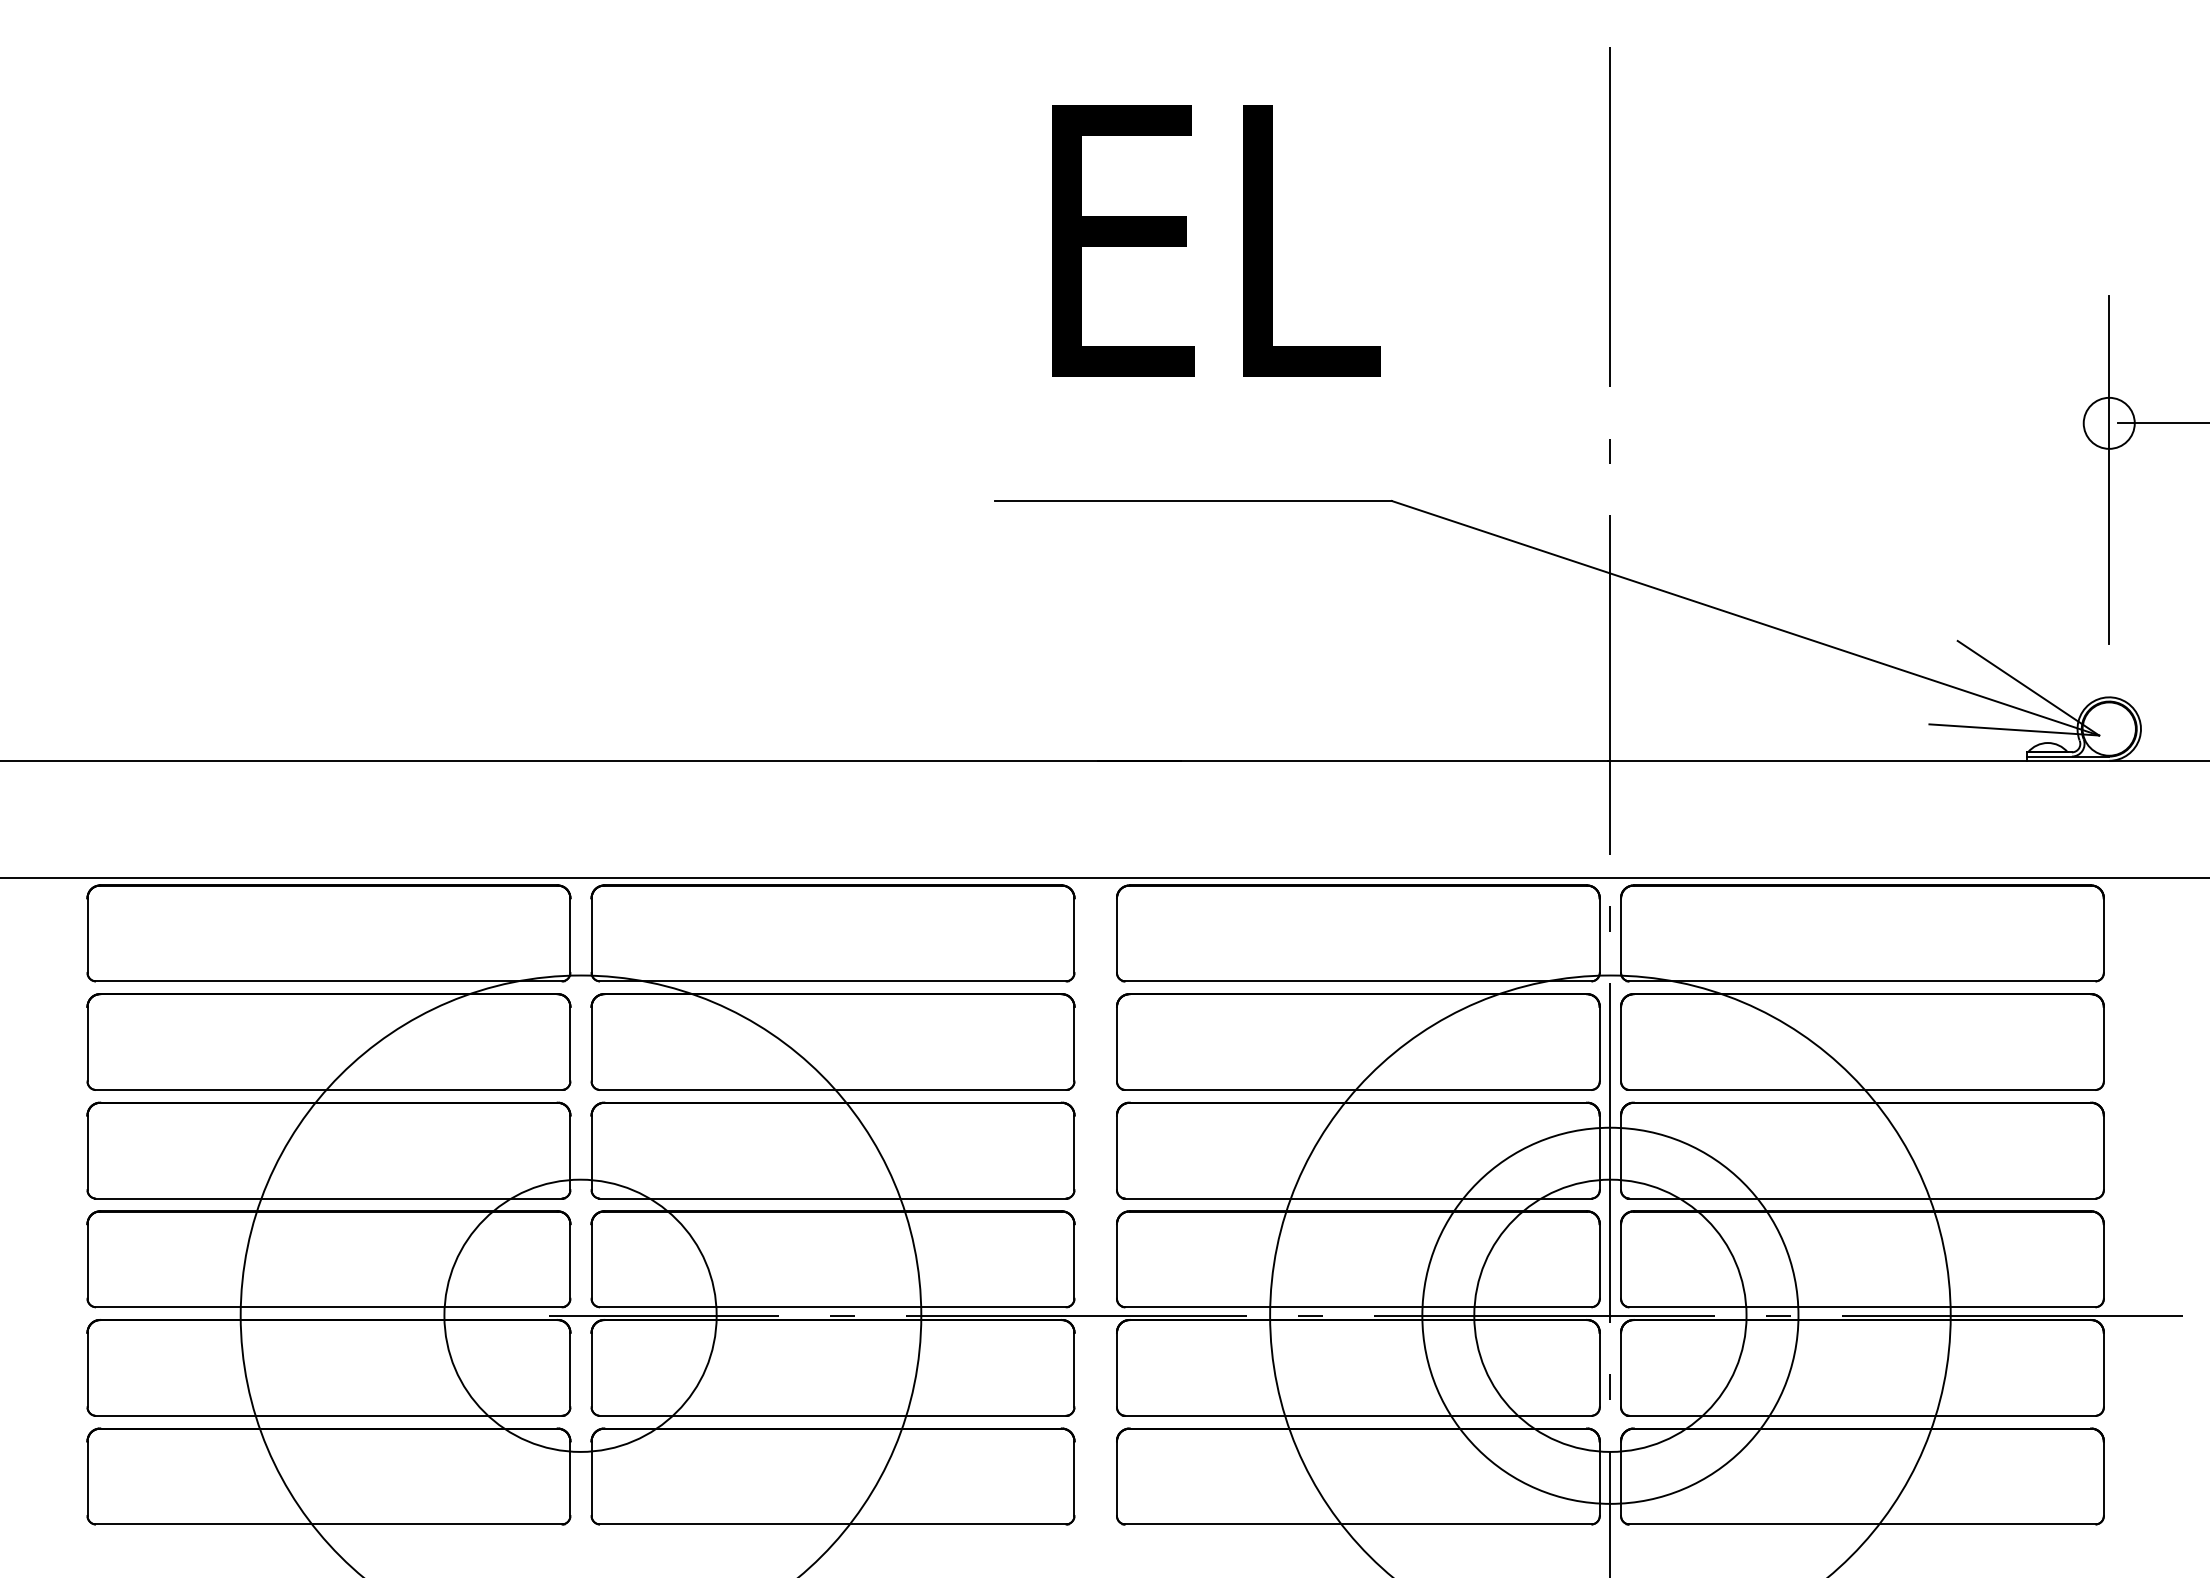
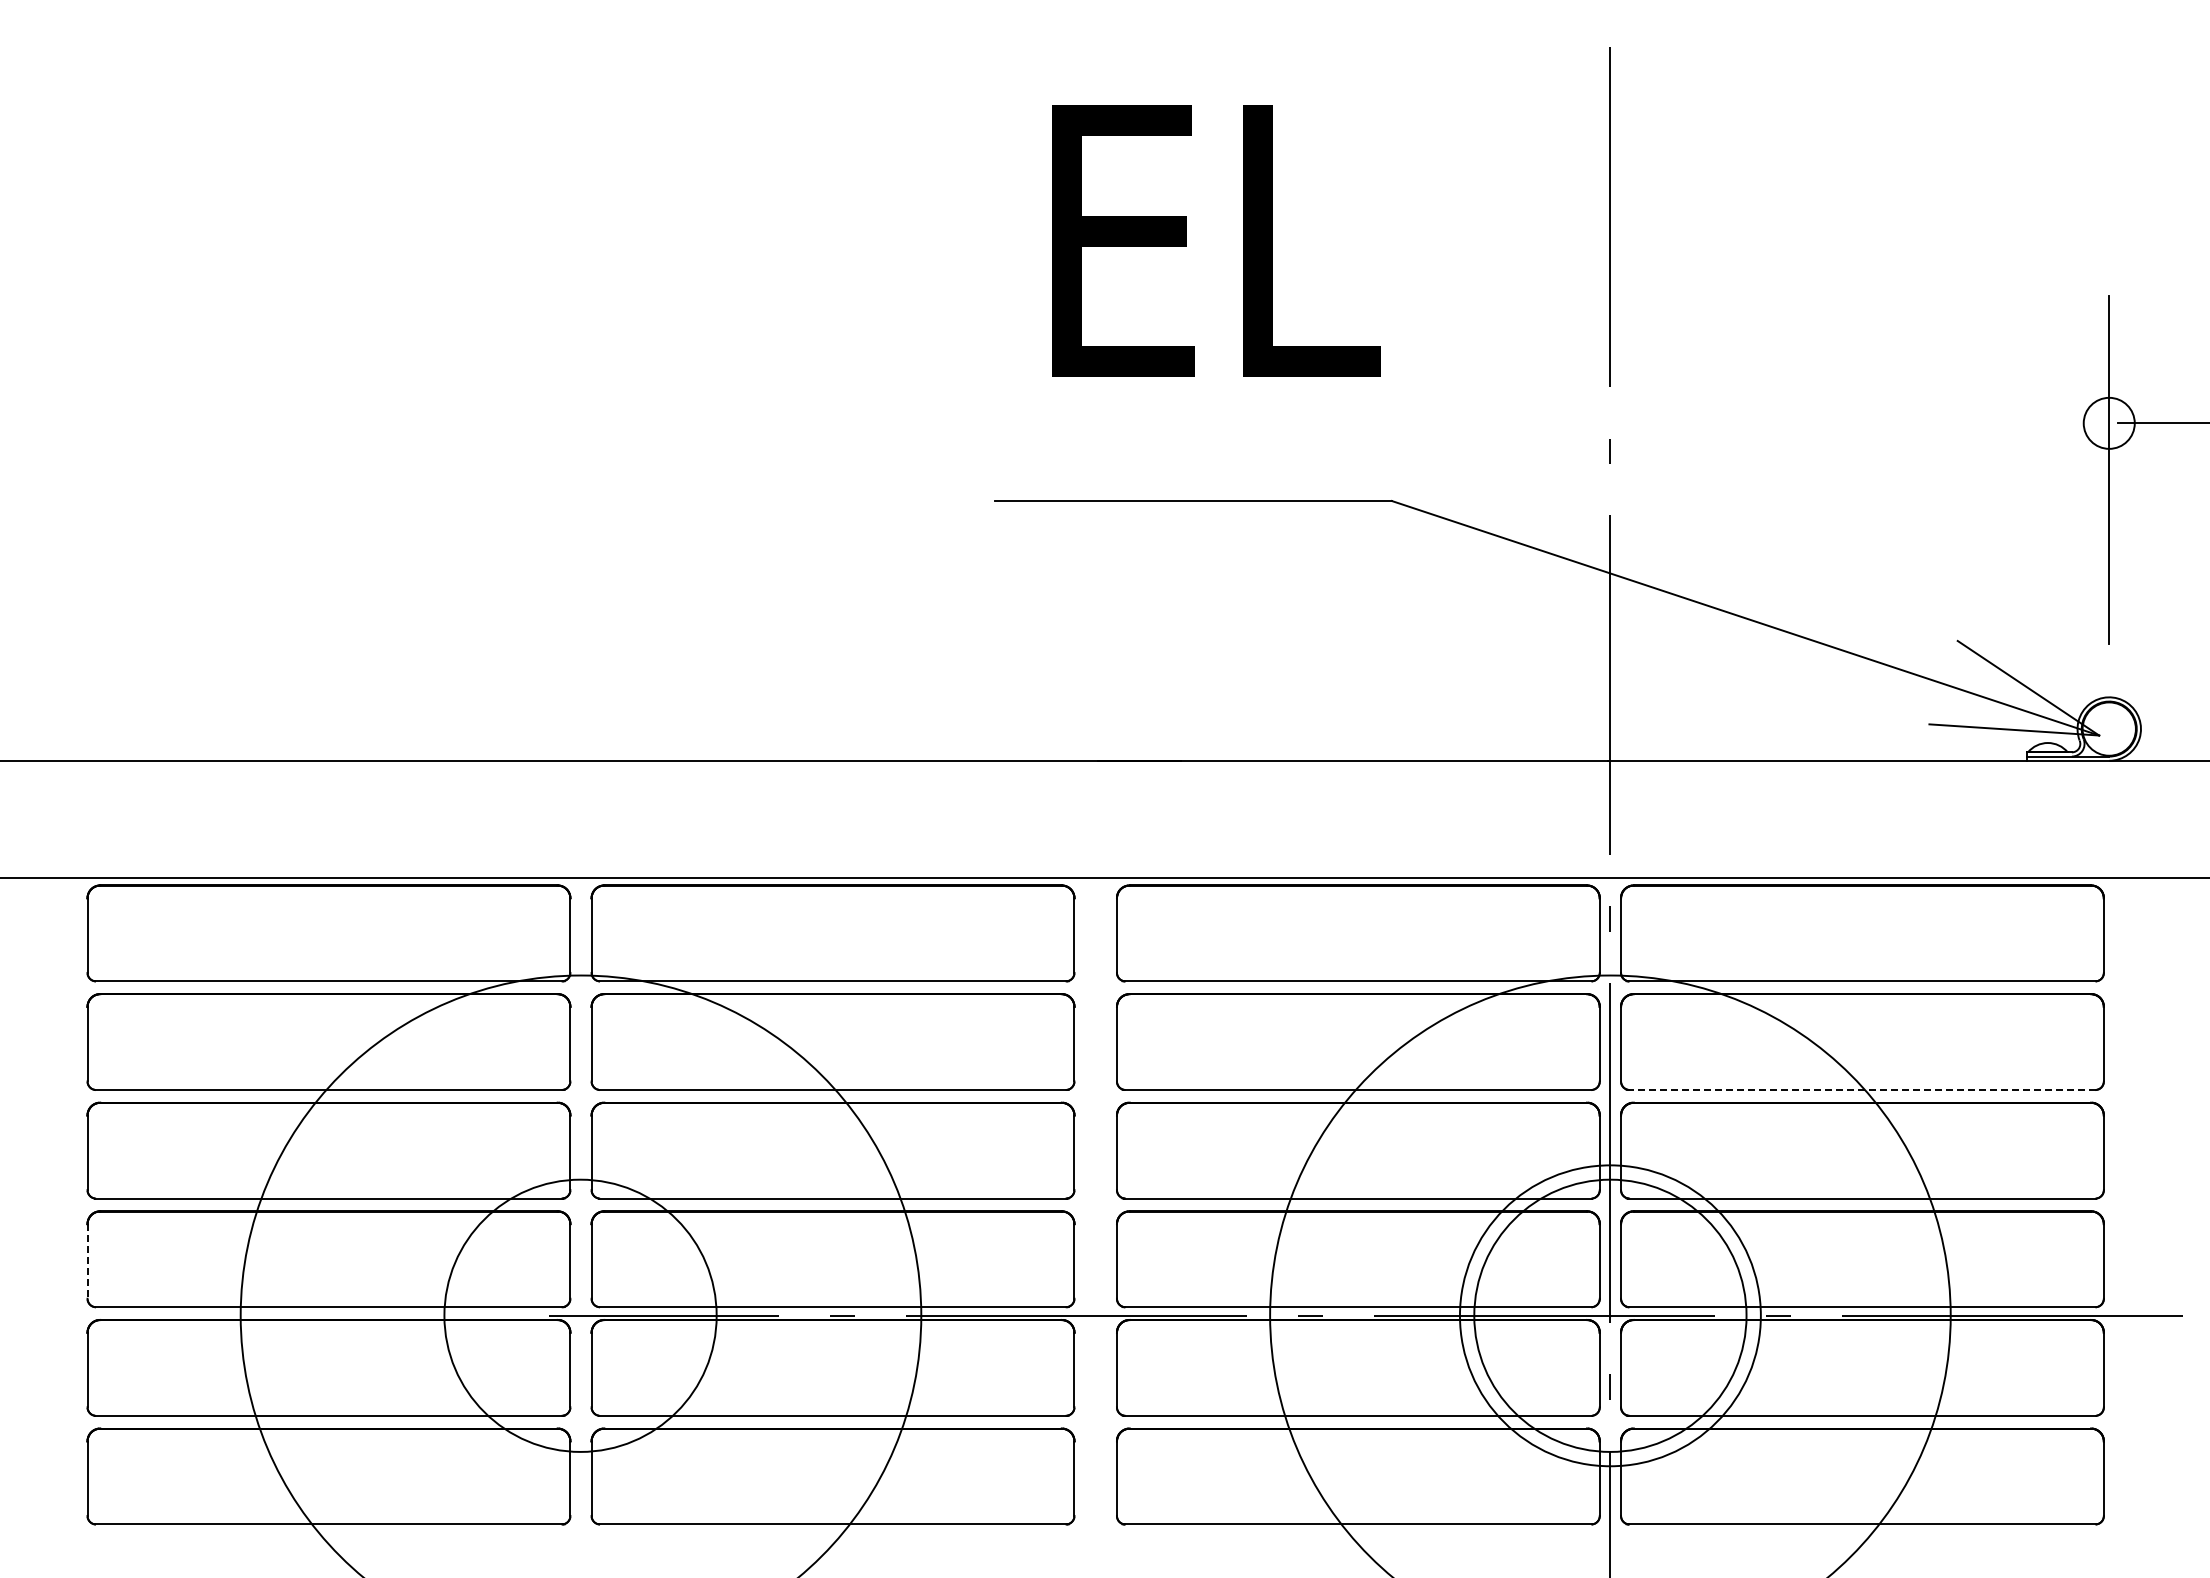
line: solid -> dashed (1861, 1089)
line: solid -> dashed (87, 1262)
circle diameter: 376 px -> 301 px (1609, 1315)
